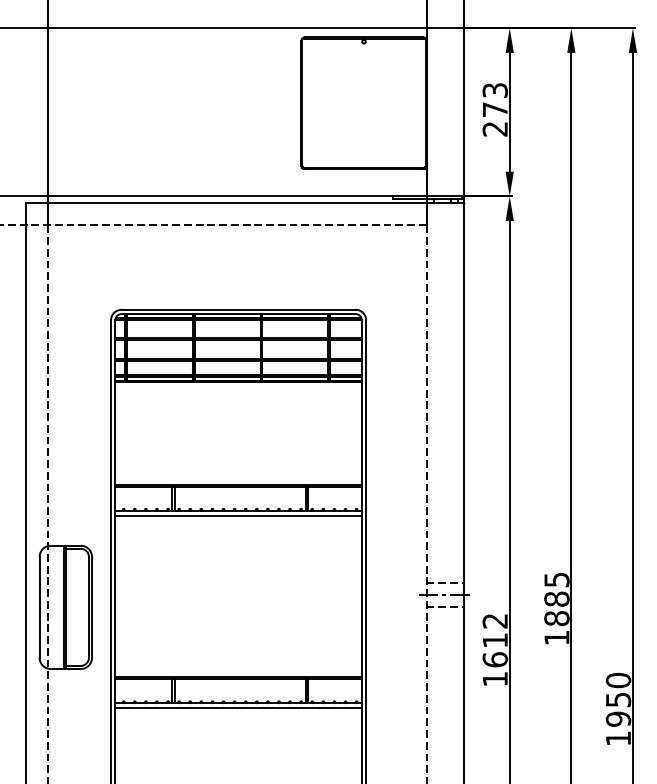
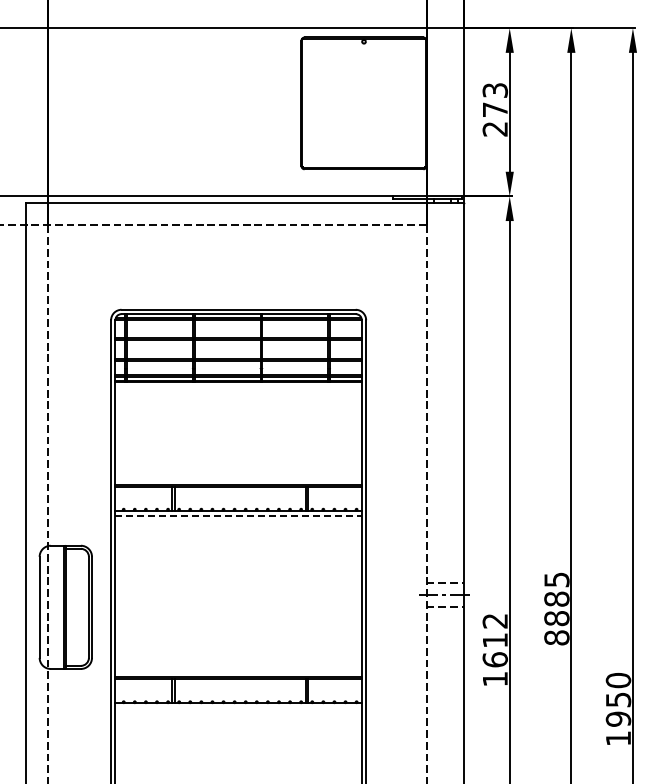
line: solid -> dashed (239, 515)
text: 1885 -> 8885 (556, 637)
line: present -> none (238, 708)
